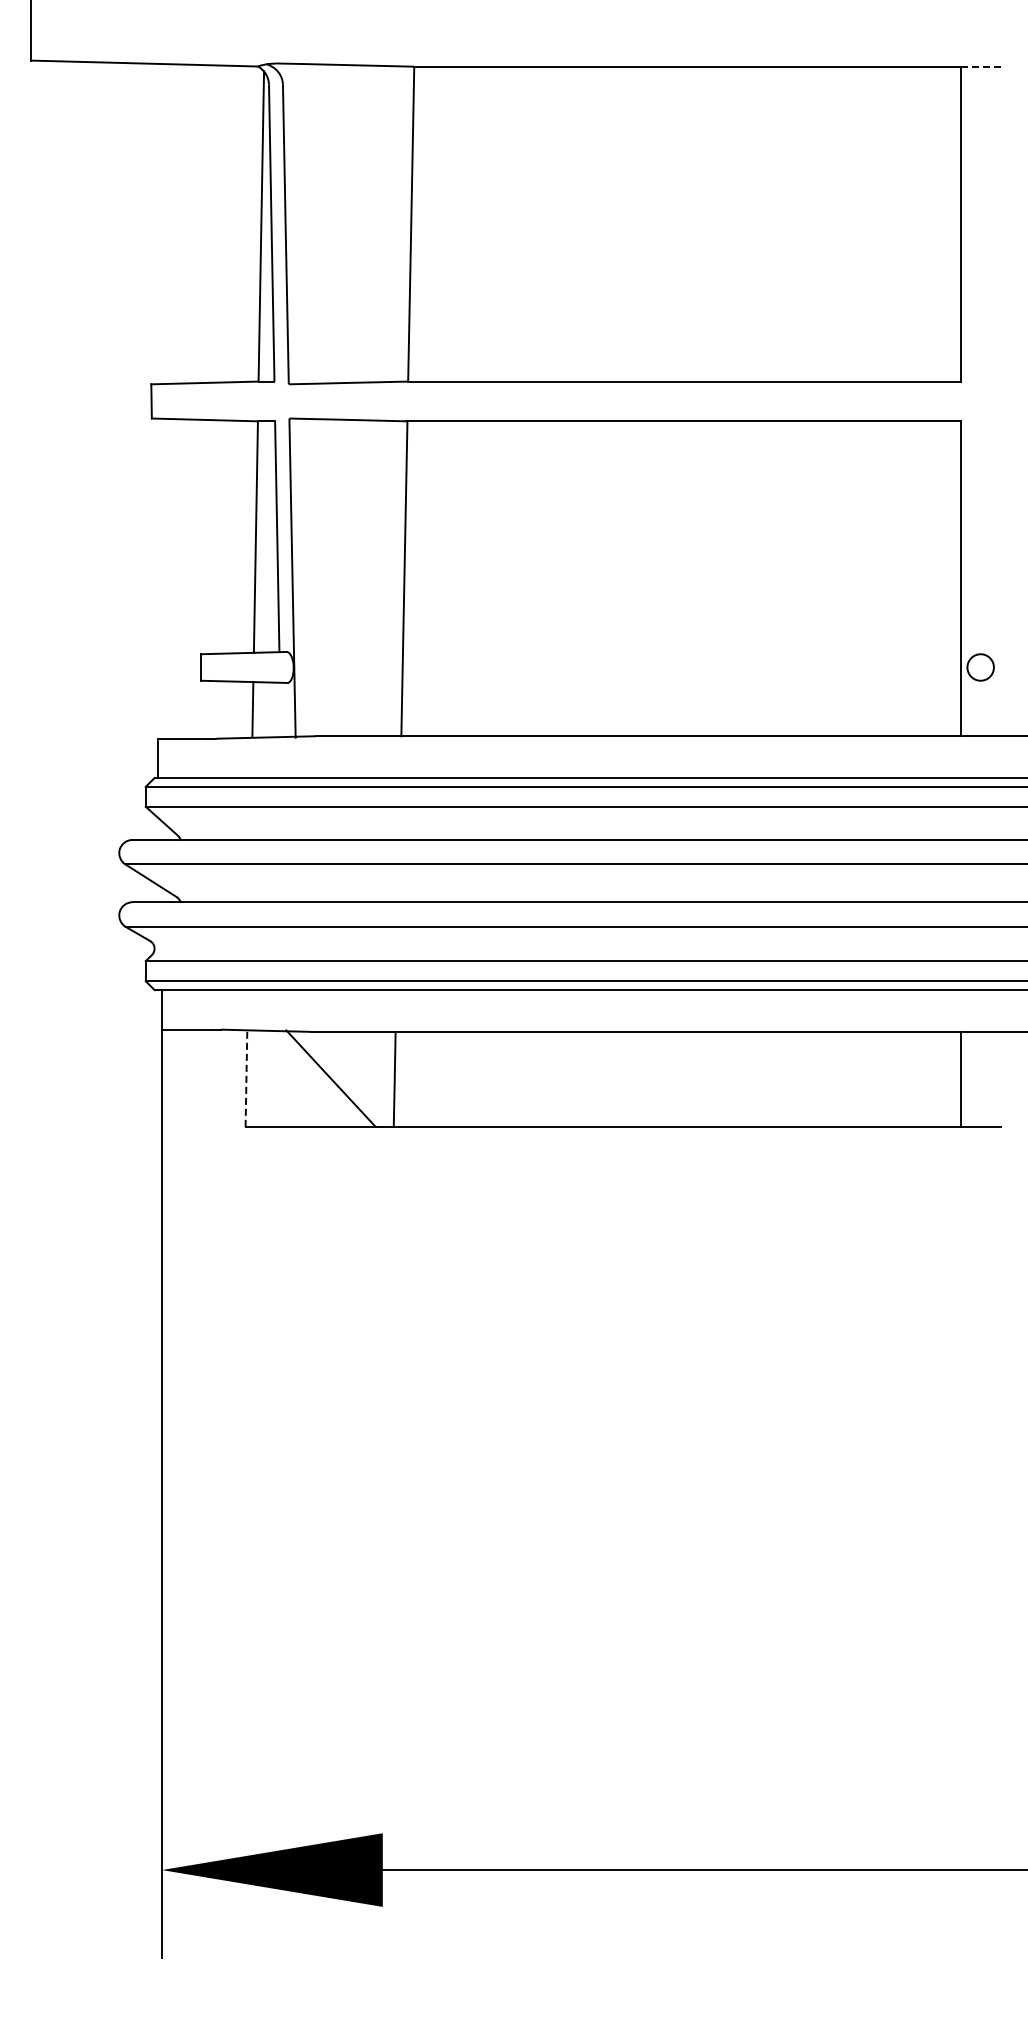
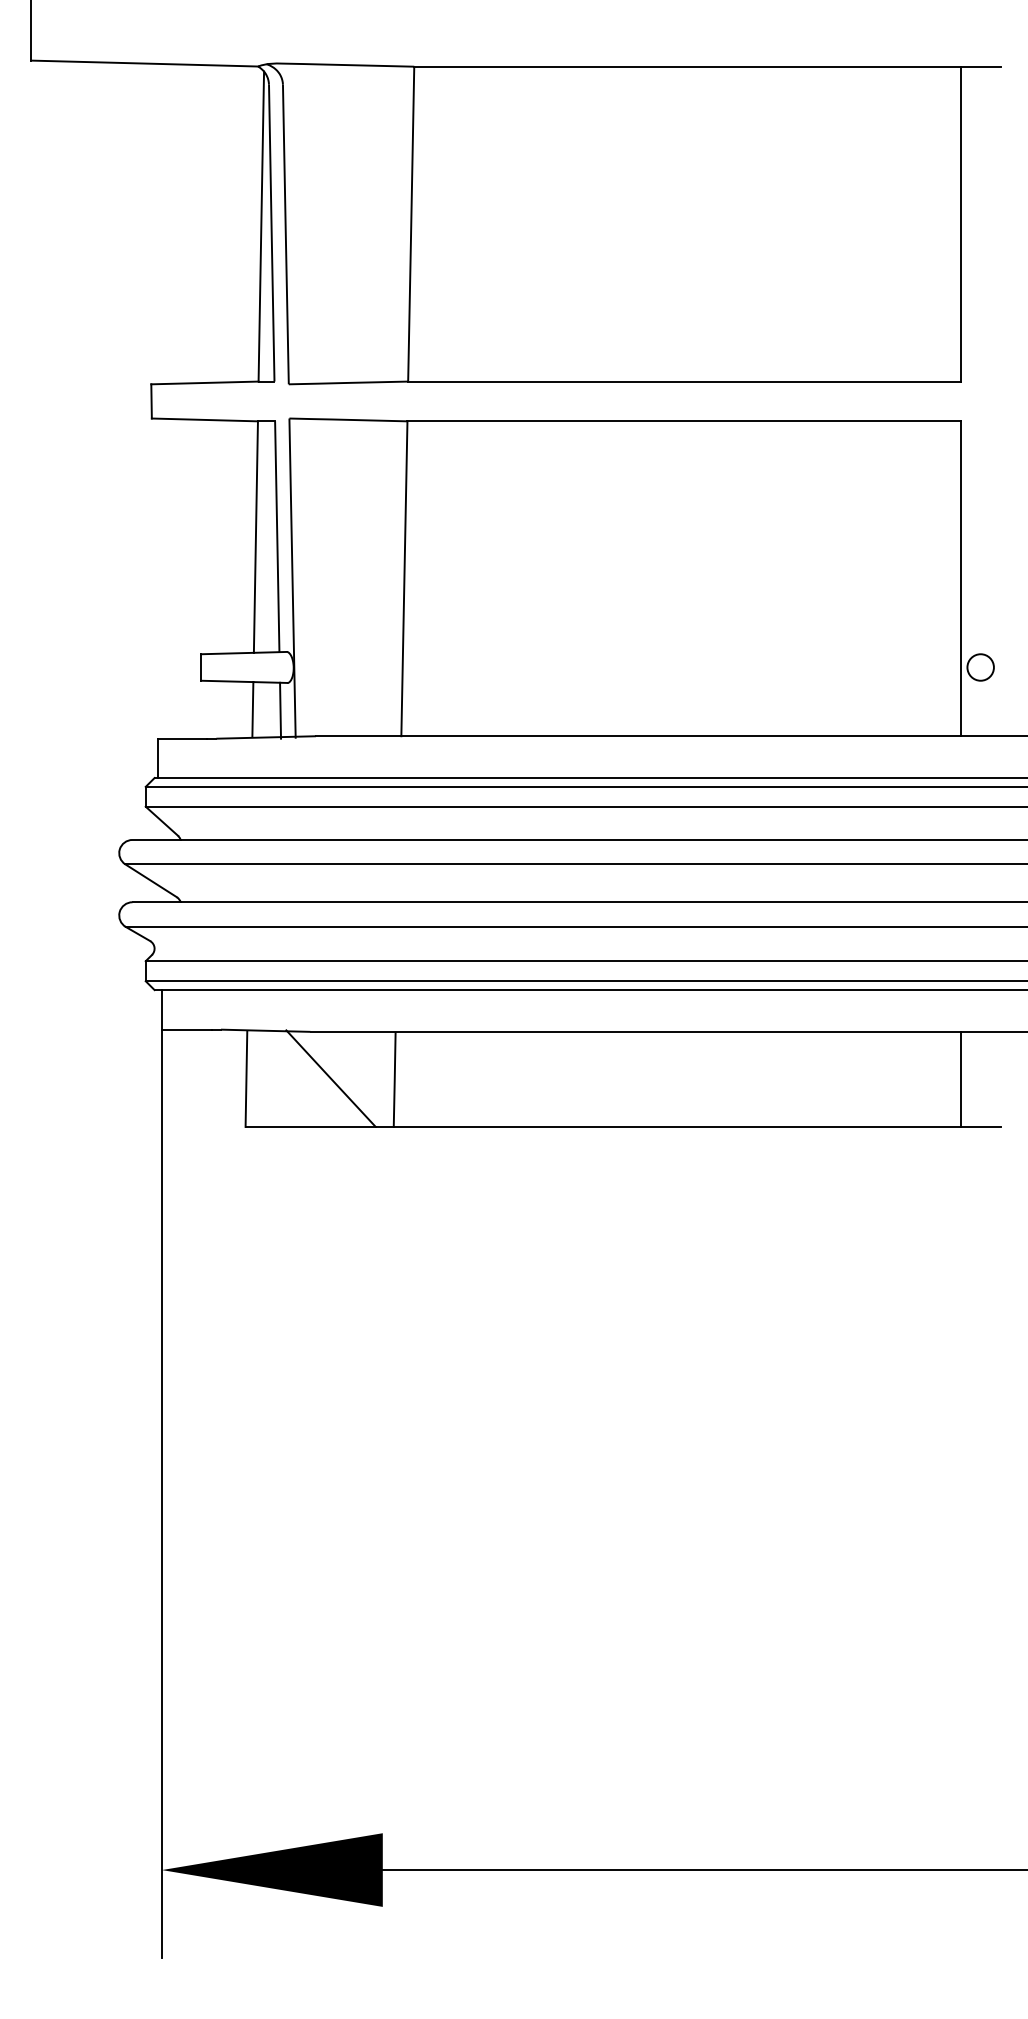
line: dashed -> solid (980, 66)
line: none -> present (280, 710)
line: dashed -> solid (246, 1079)
